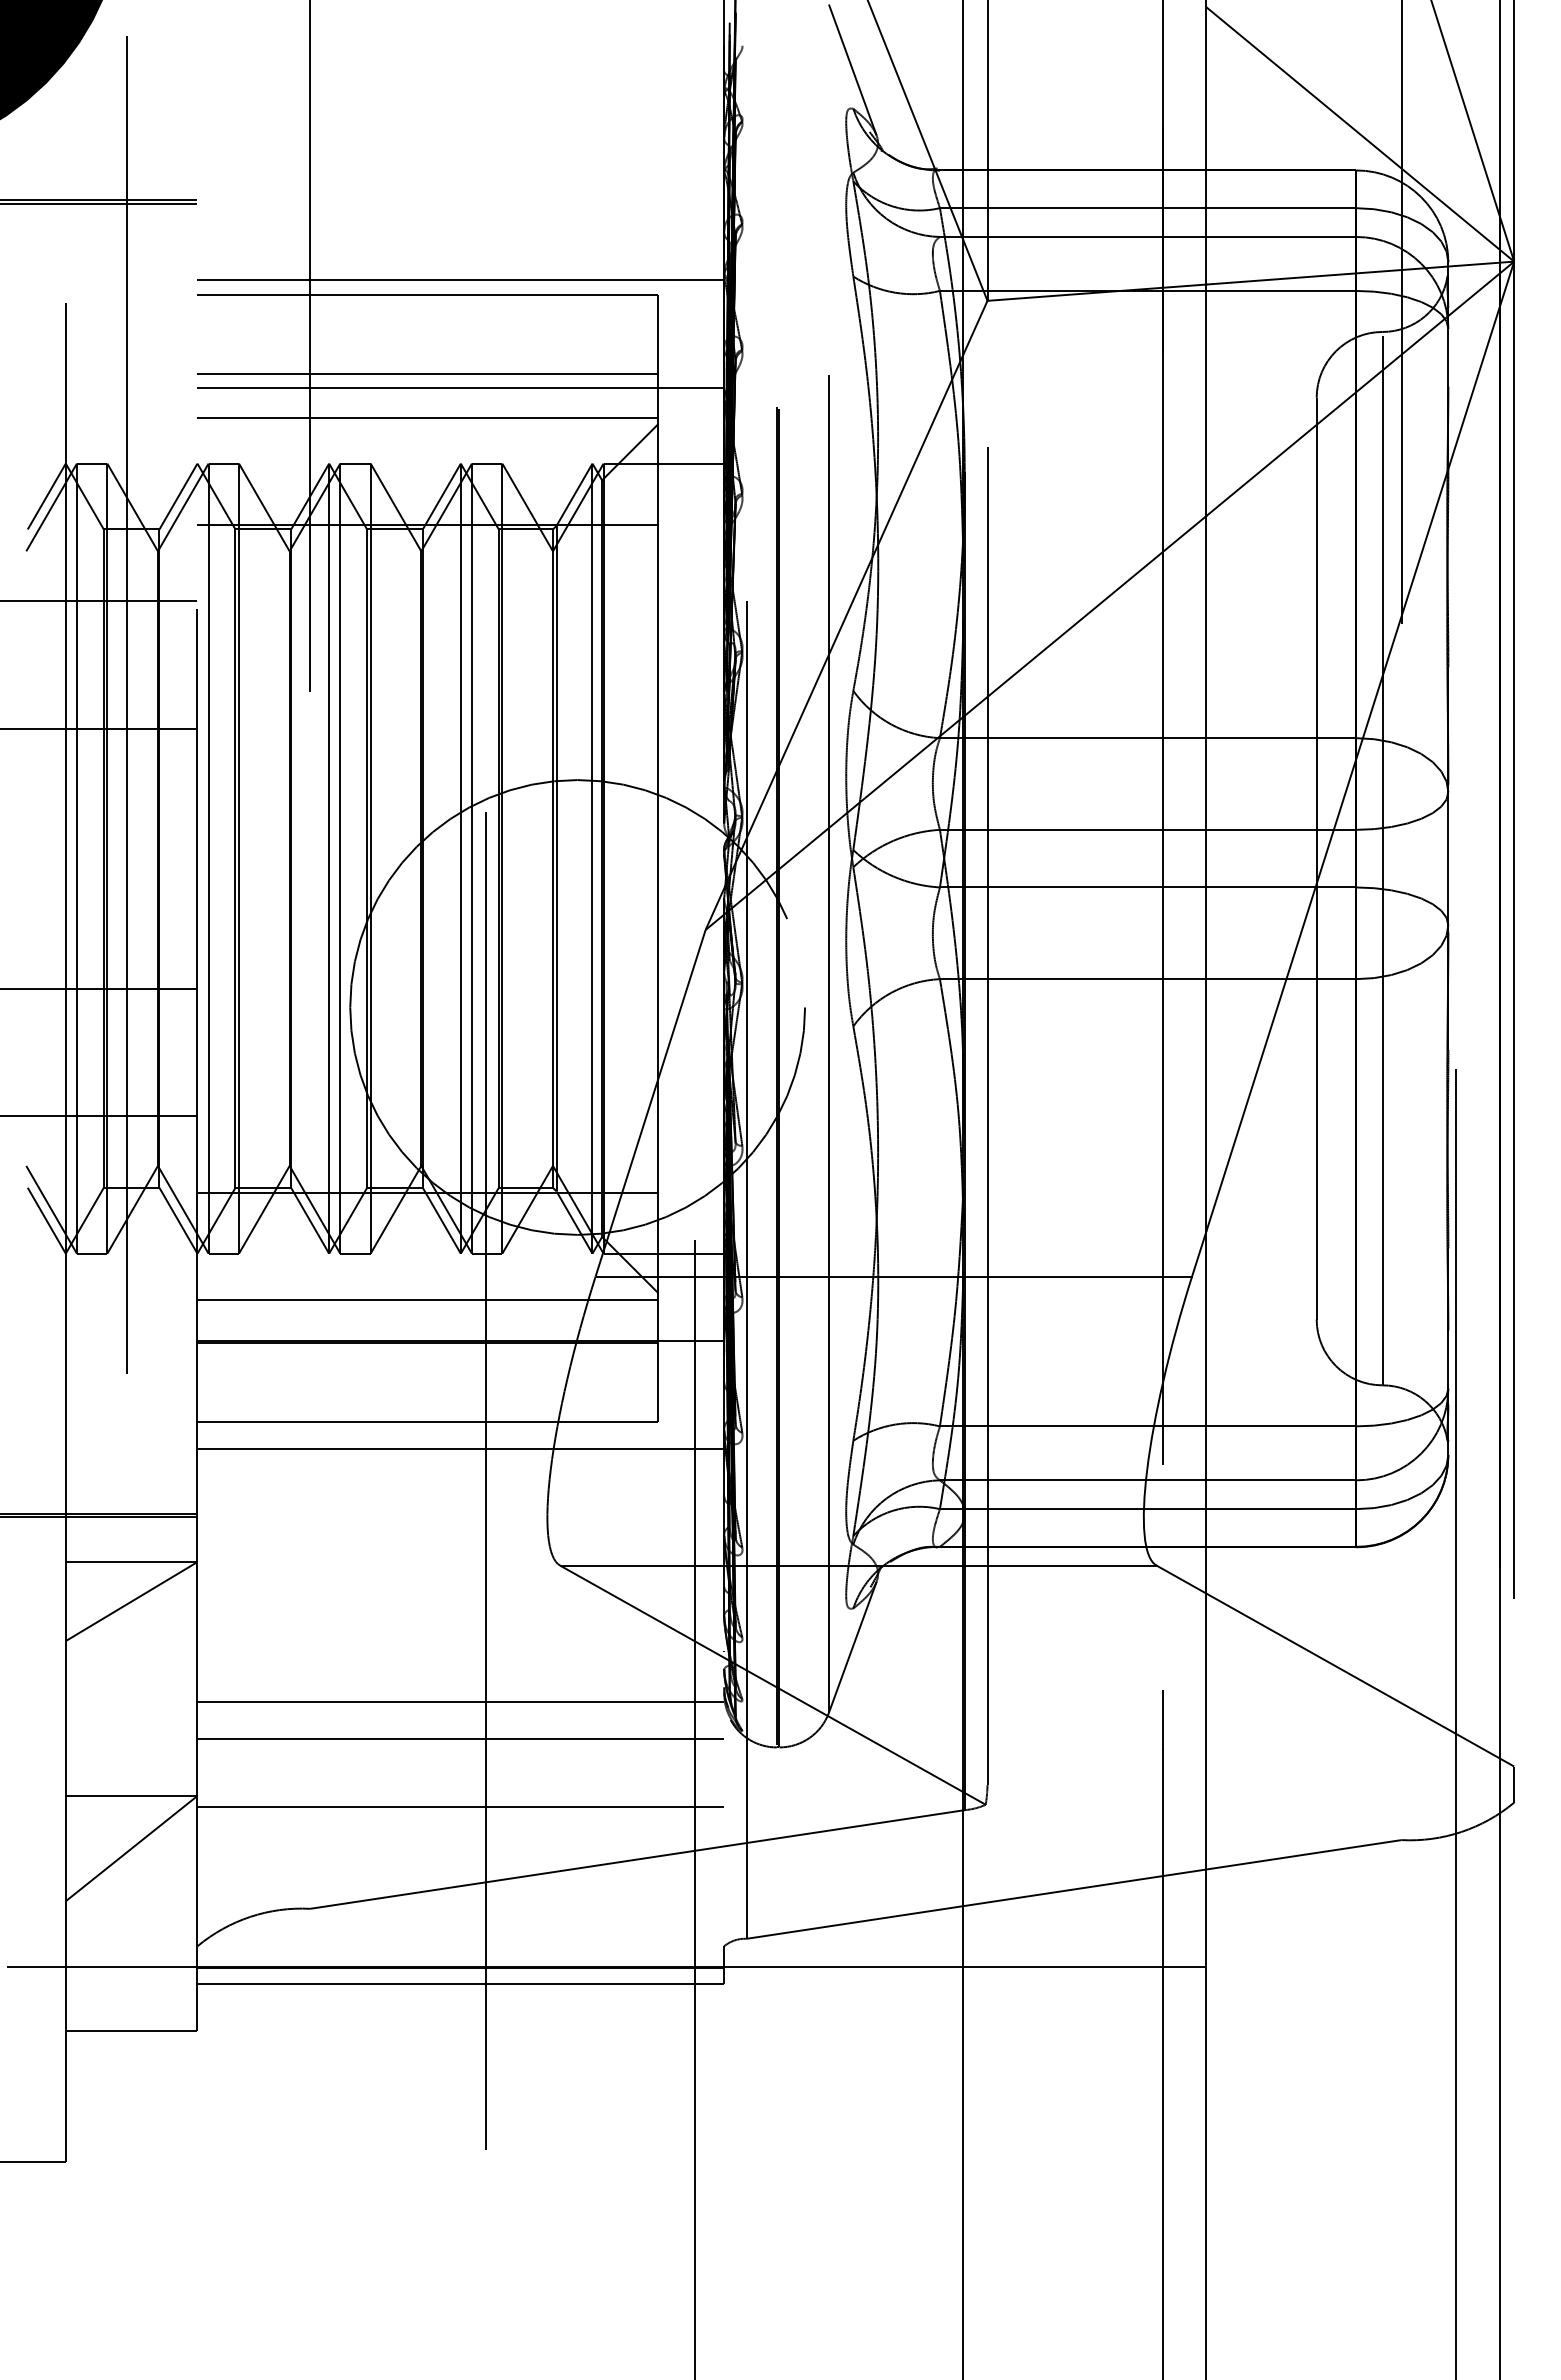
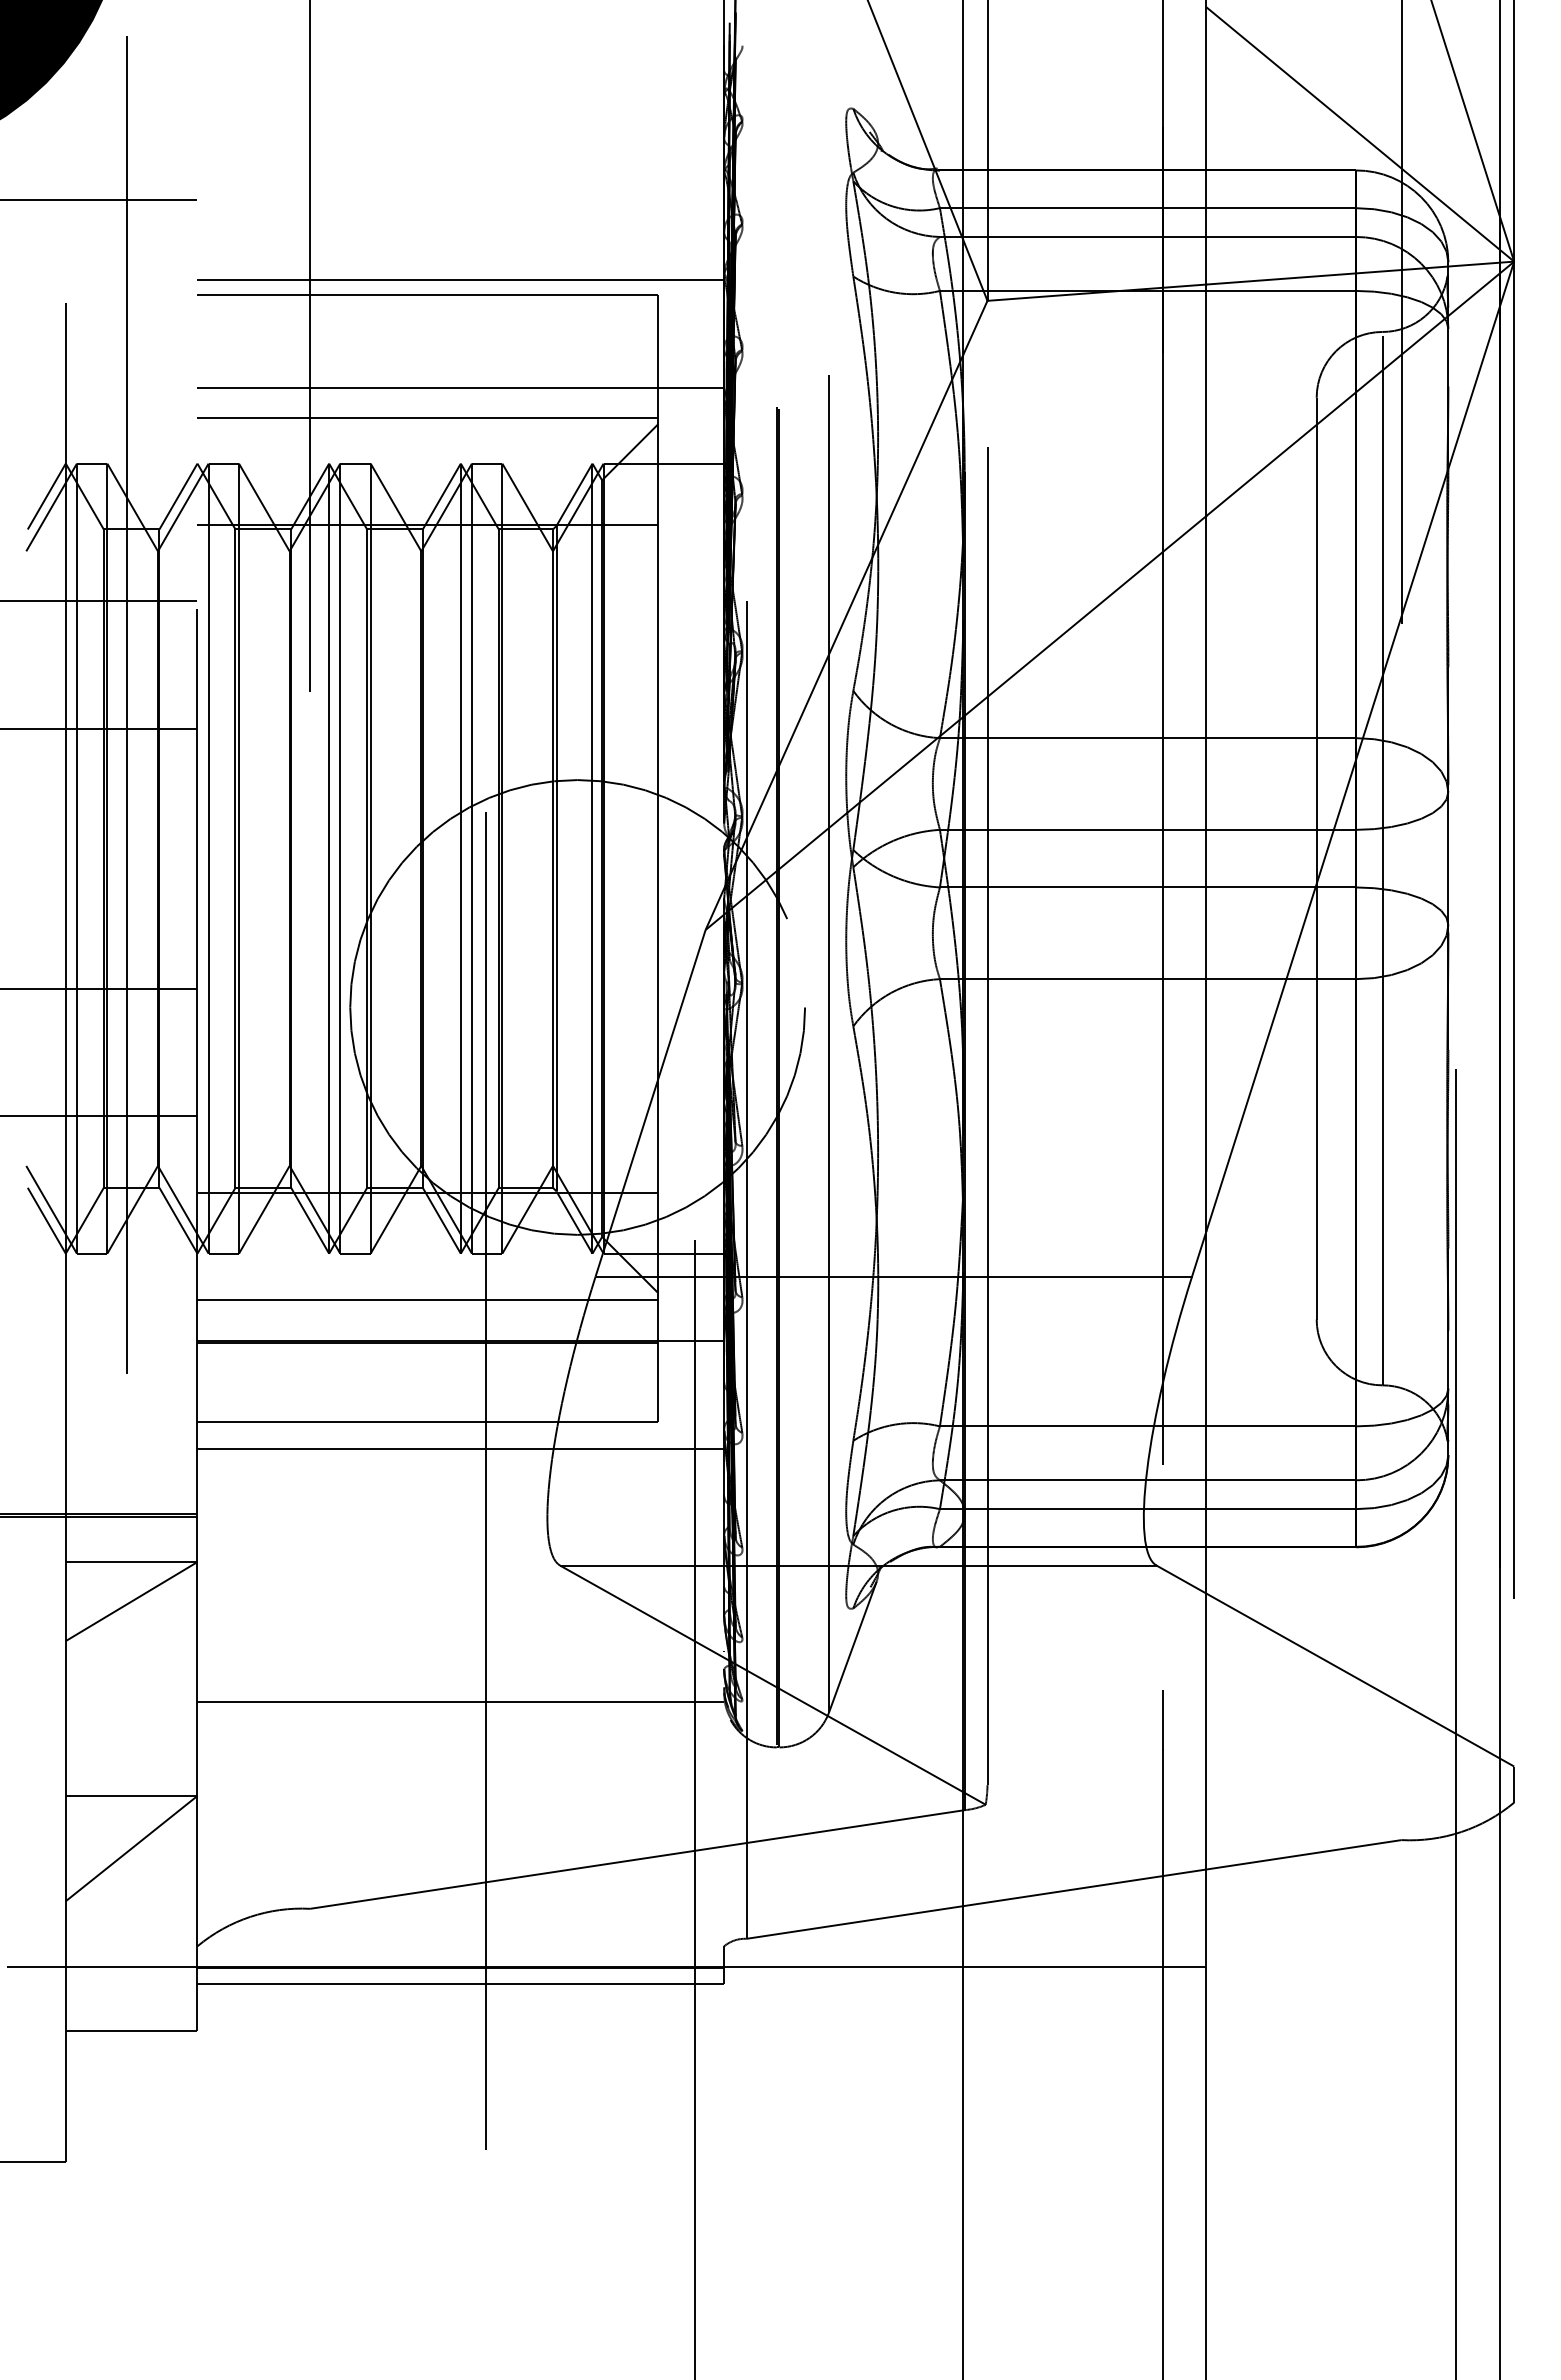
line: present -> none (852, 69)
line: present -> none (99, 203)
line: present -> none (427, 374)
line: present -> none (460, 1738)
line: present -> none (460, 1806)
